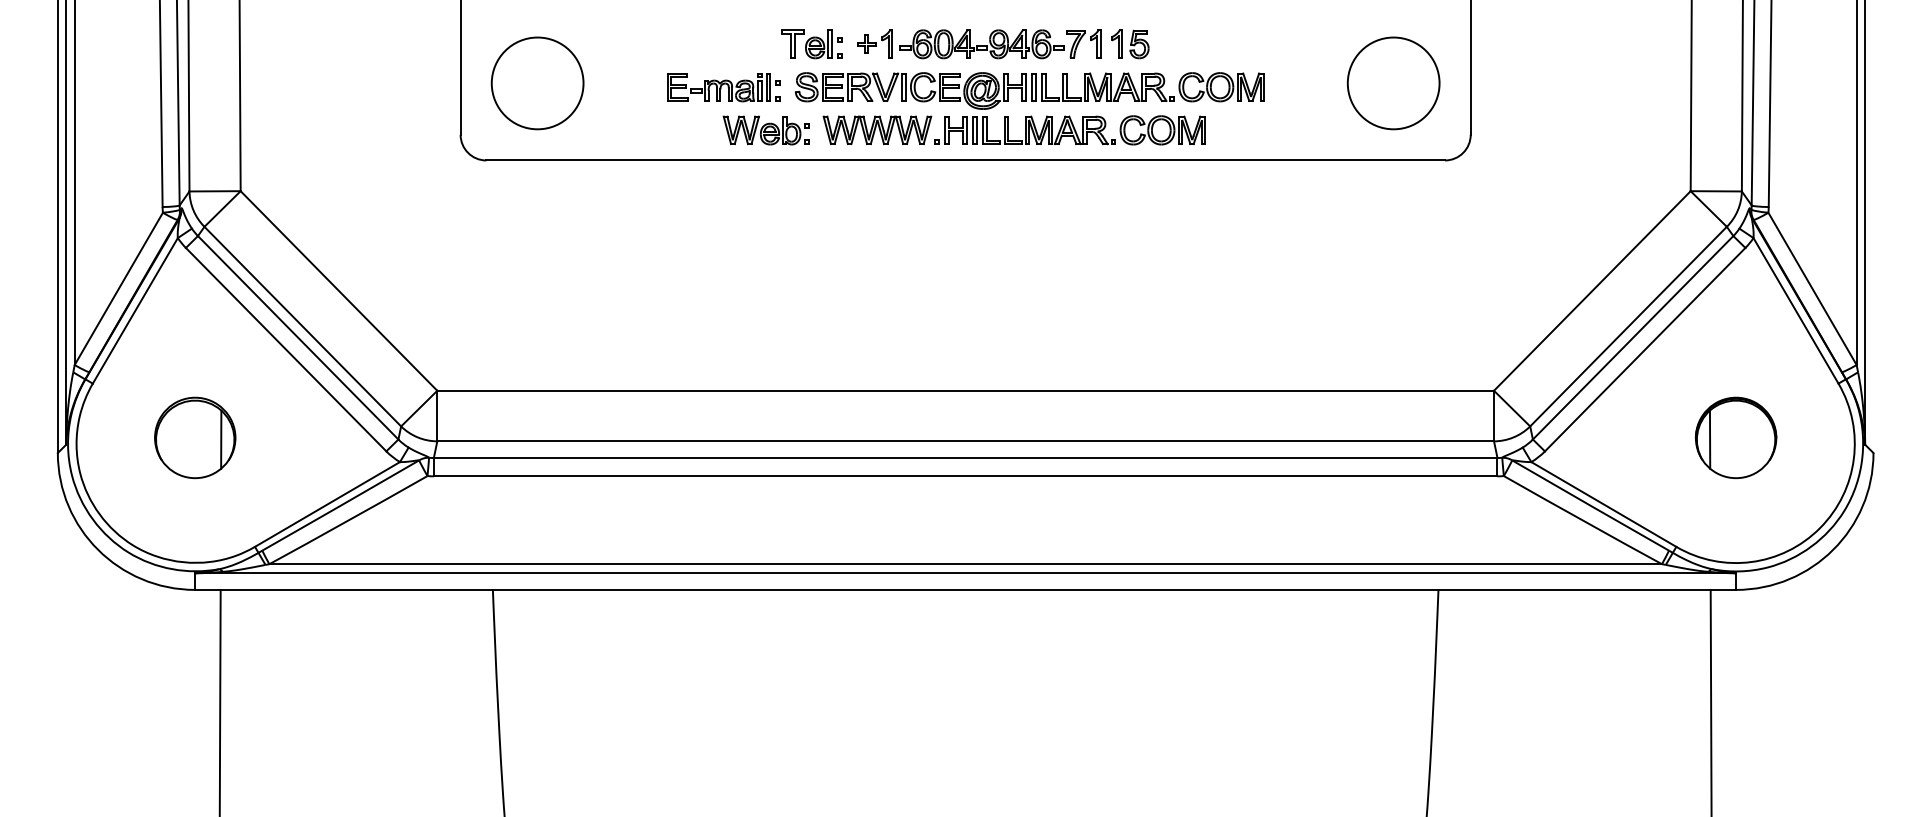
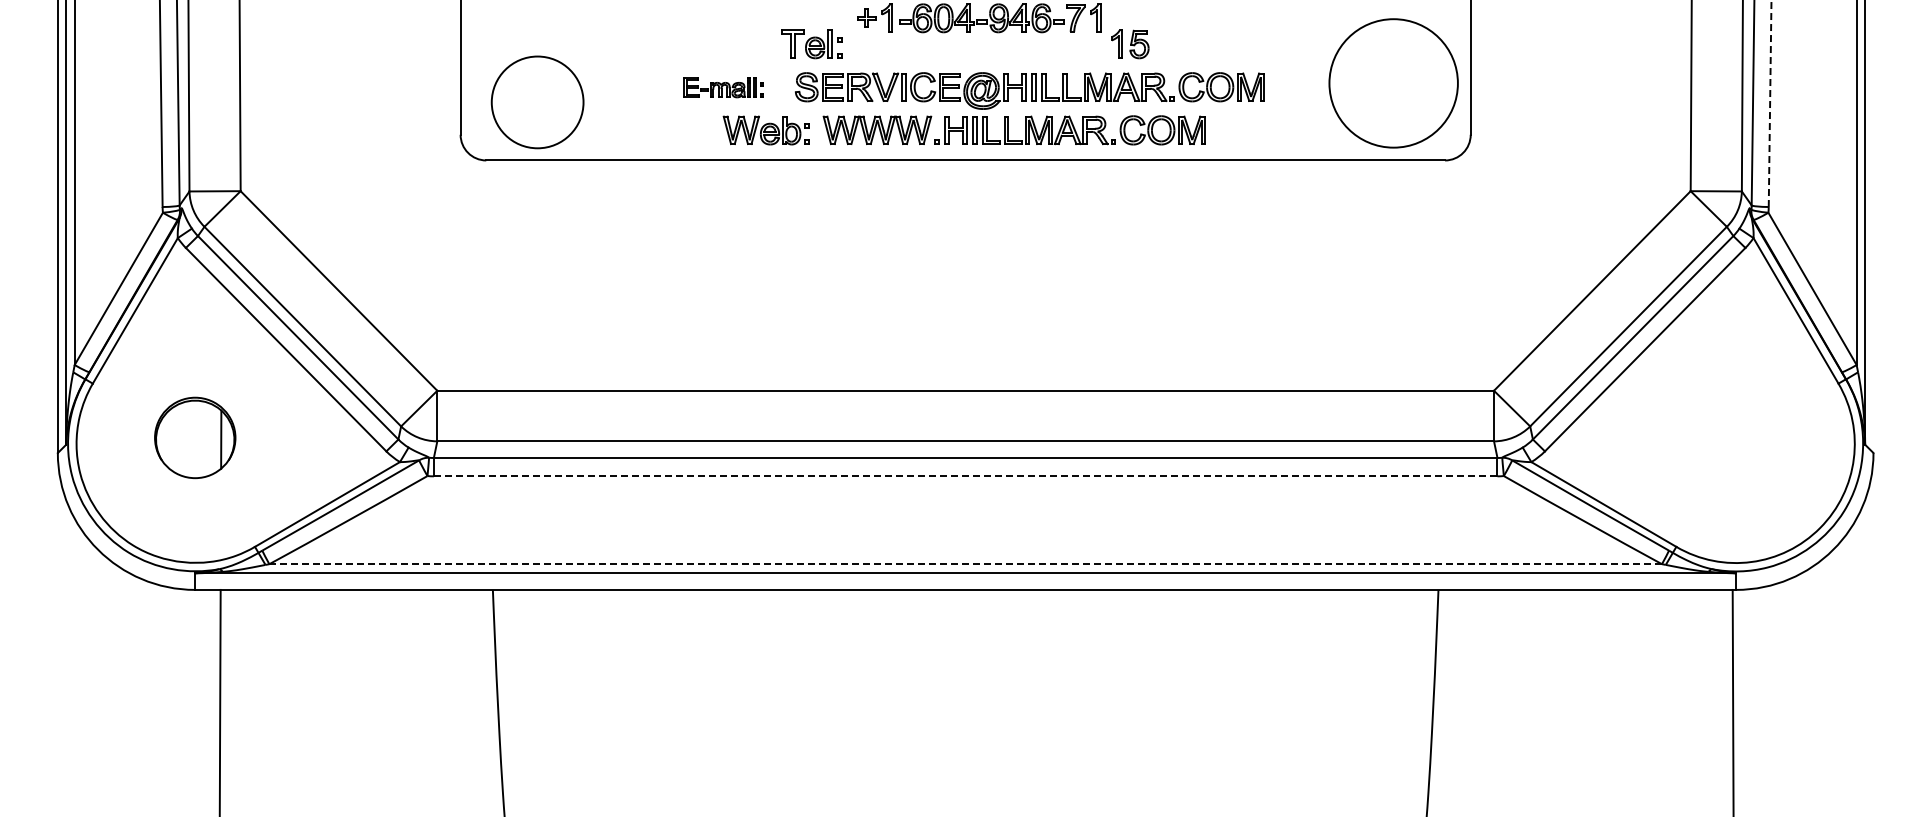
part position: (979, 44) -> (979, 18) (979, 18)
circle position: (537, 83) -> (537, 102) (537, 102)
circle diameter: 92 px -> 128 px (1393, 83)
part size: 114x30 px -> 81x22 px (723, 87)
line: solid -> dashed (1770, 103)
part: present -> none (1735, 437)
line: solid -> dashed (965, 476)
line: solid -> dashed (965, 564)
line position: (1710, 701) -> (1732, 701) (1732, 701)
